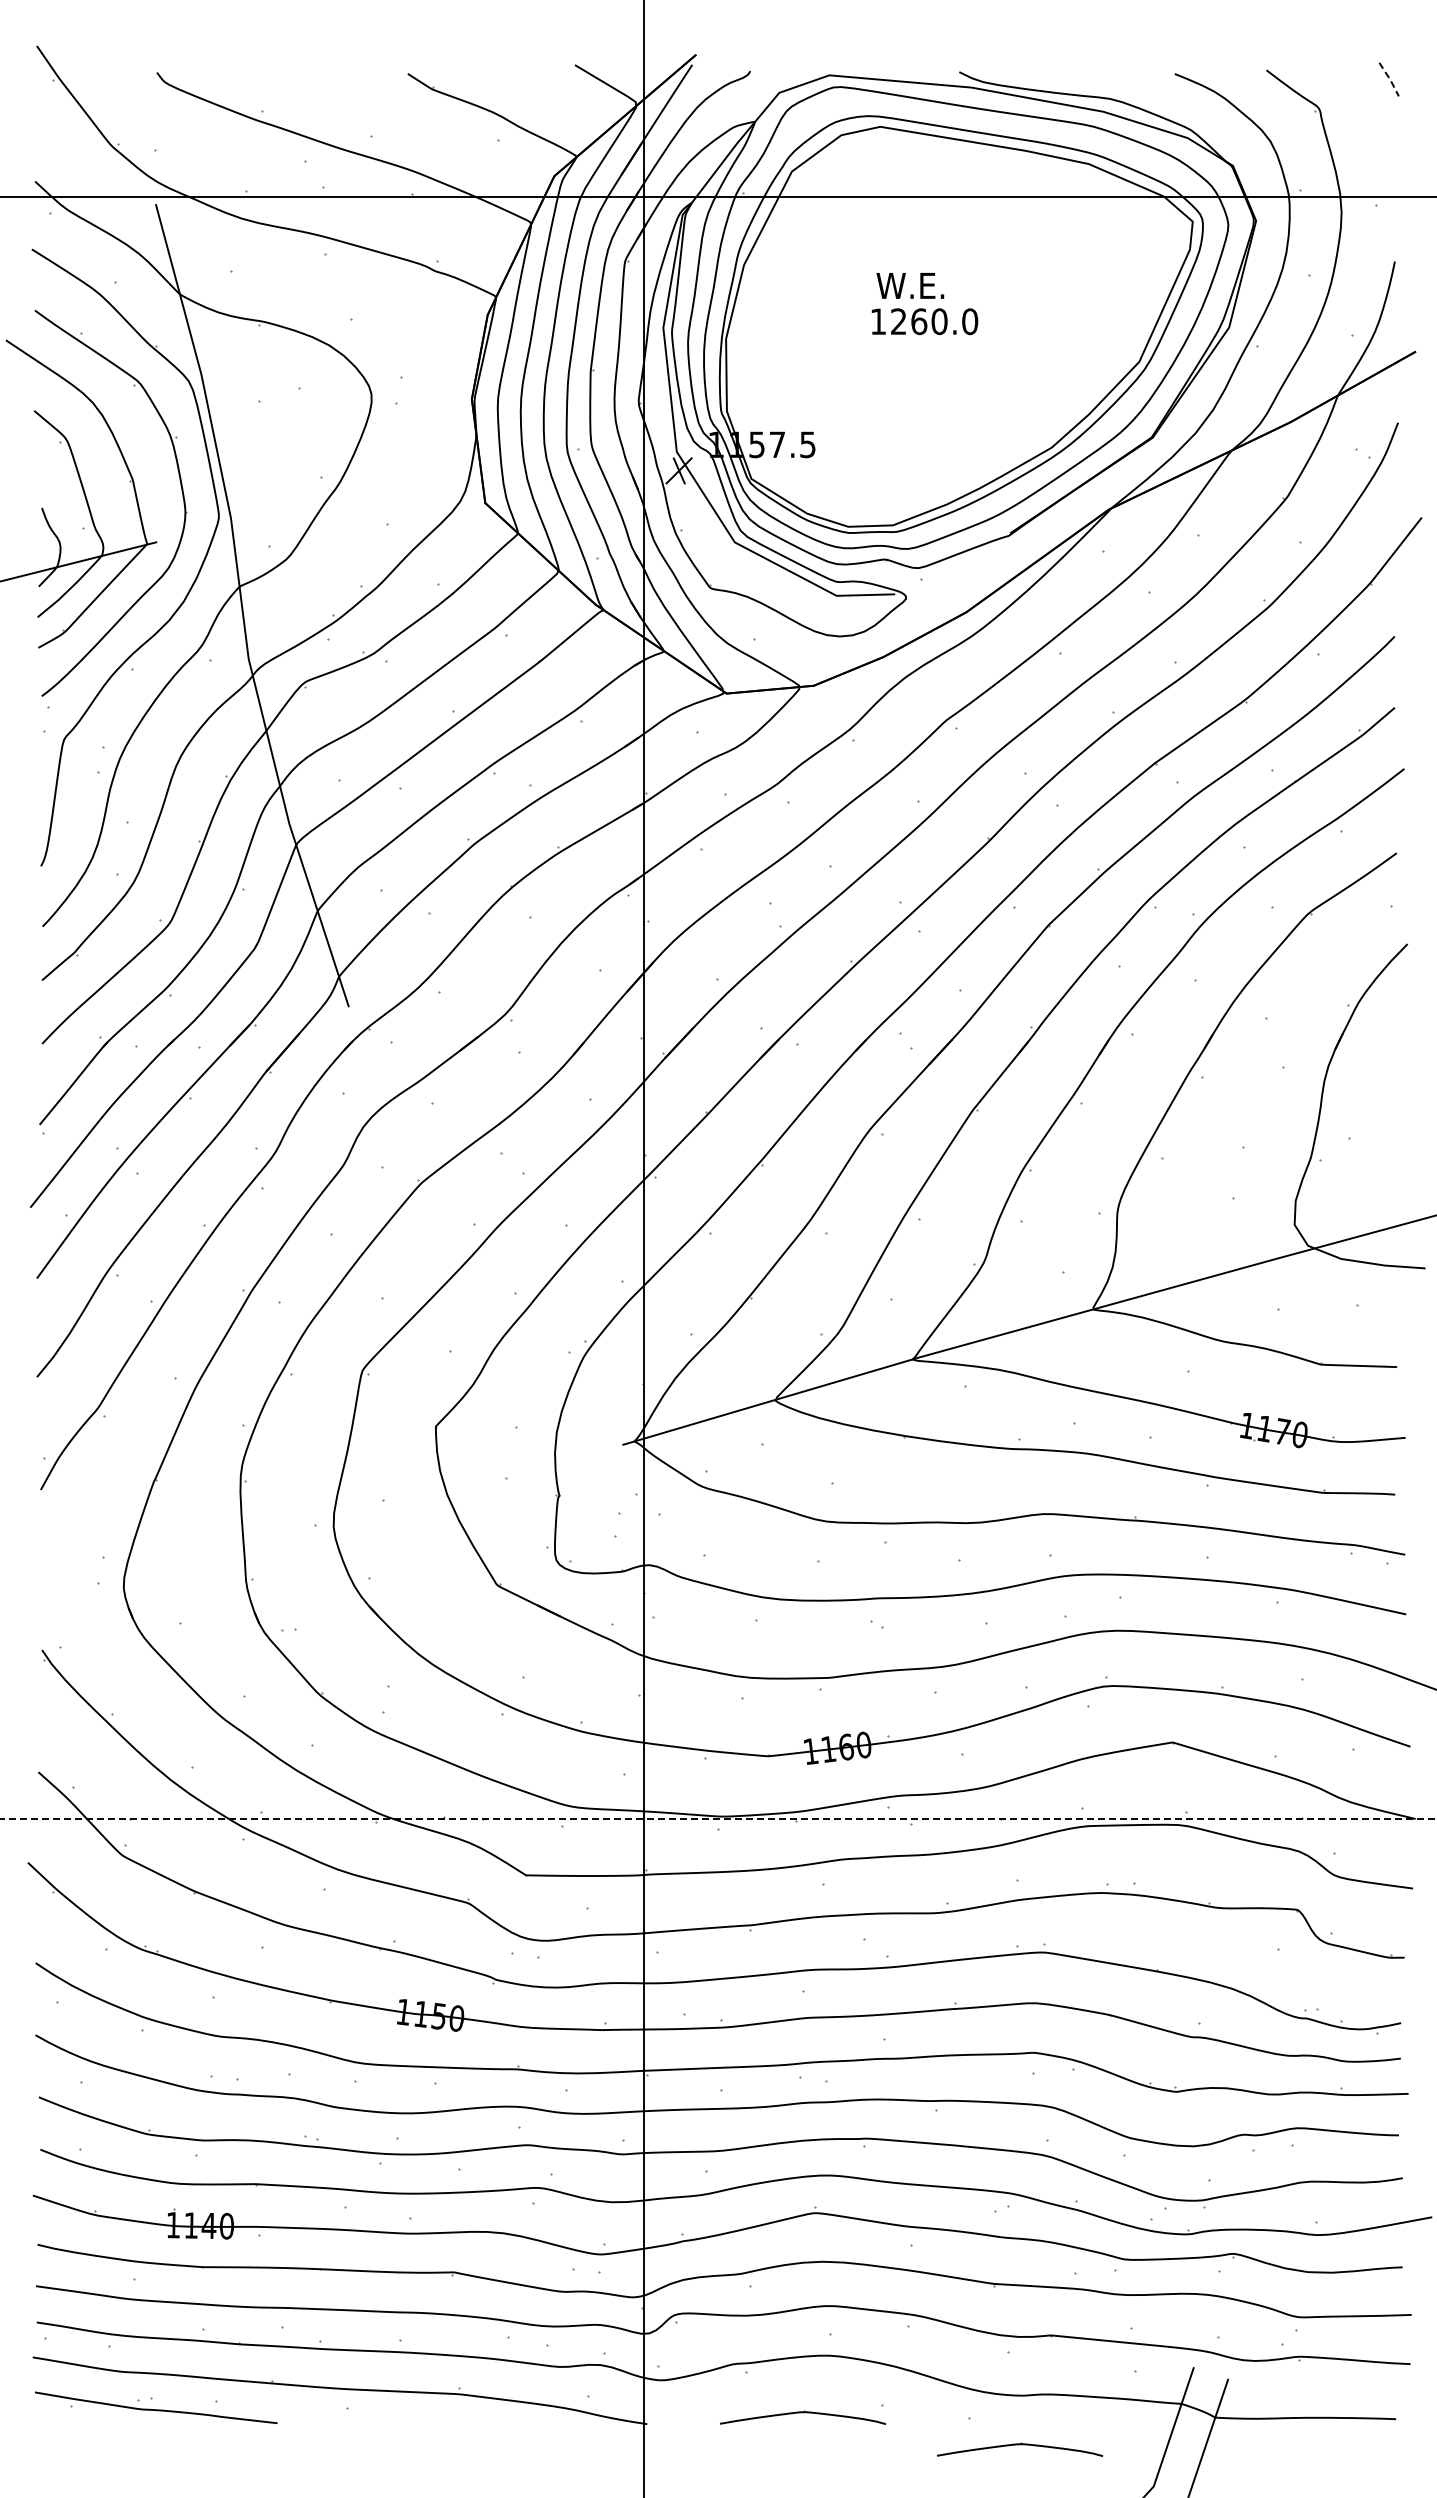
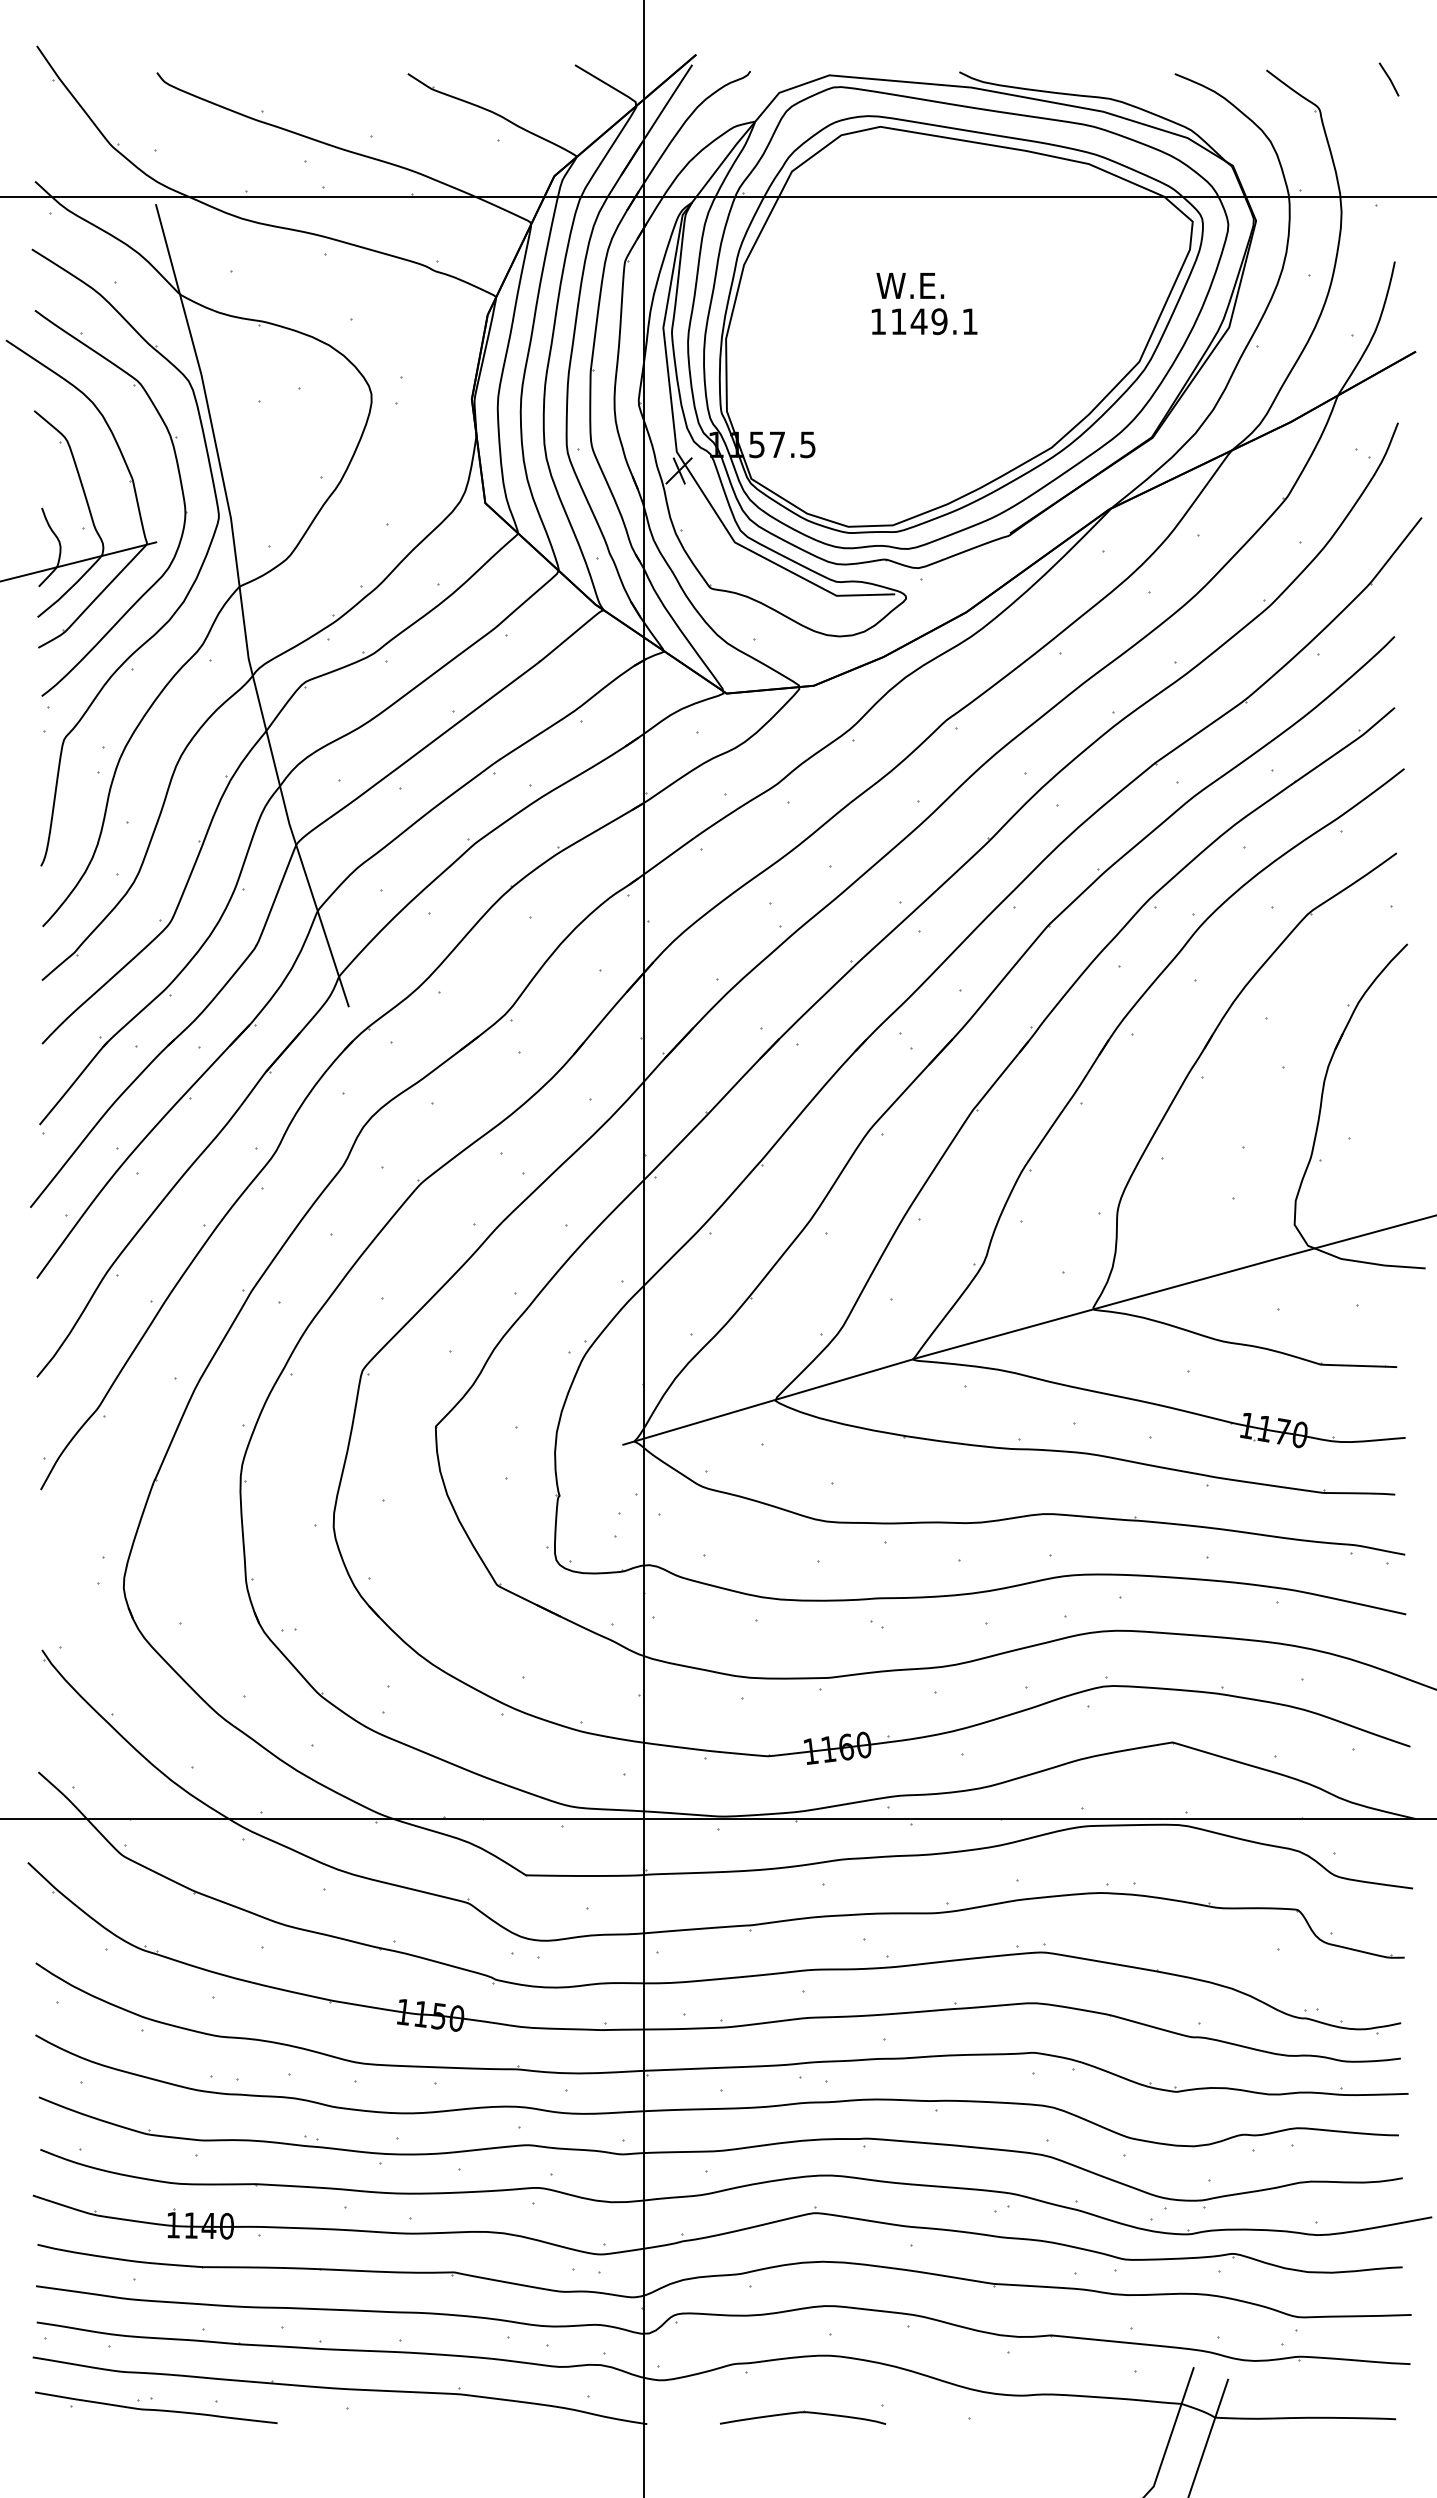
line: dashed -> solid (1390, 79)
text: 1260.0 -> 1149.1 (934, 321)
line: dashed -> solid (718, 1819)
part: present -> none (1020, 2449)
